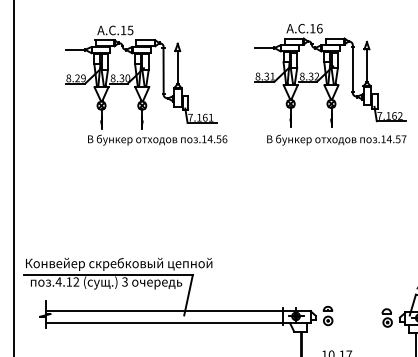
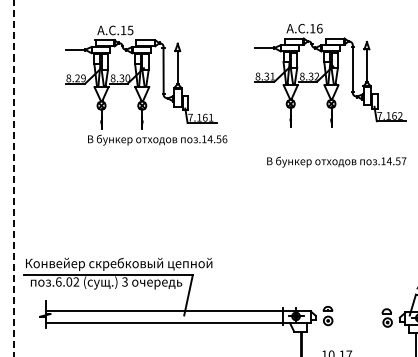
text position: (336, 139) -> (336, 161) (336, 161)
line: solid -> dashed (13, 178)
text: .4.12 -> .6.02 (63, 281)
